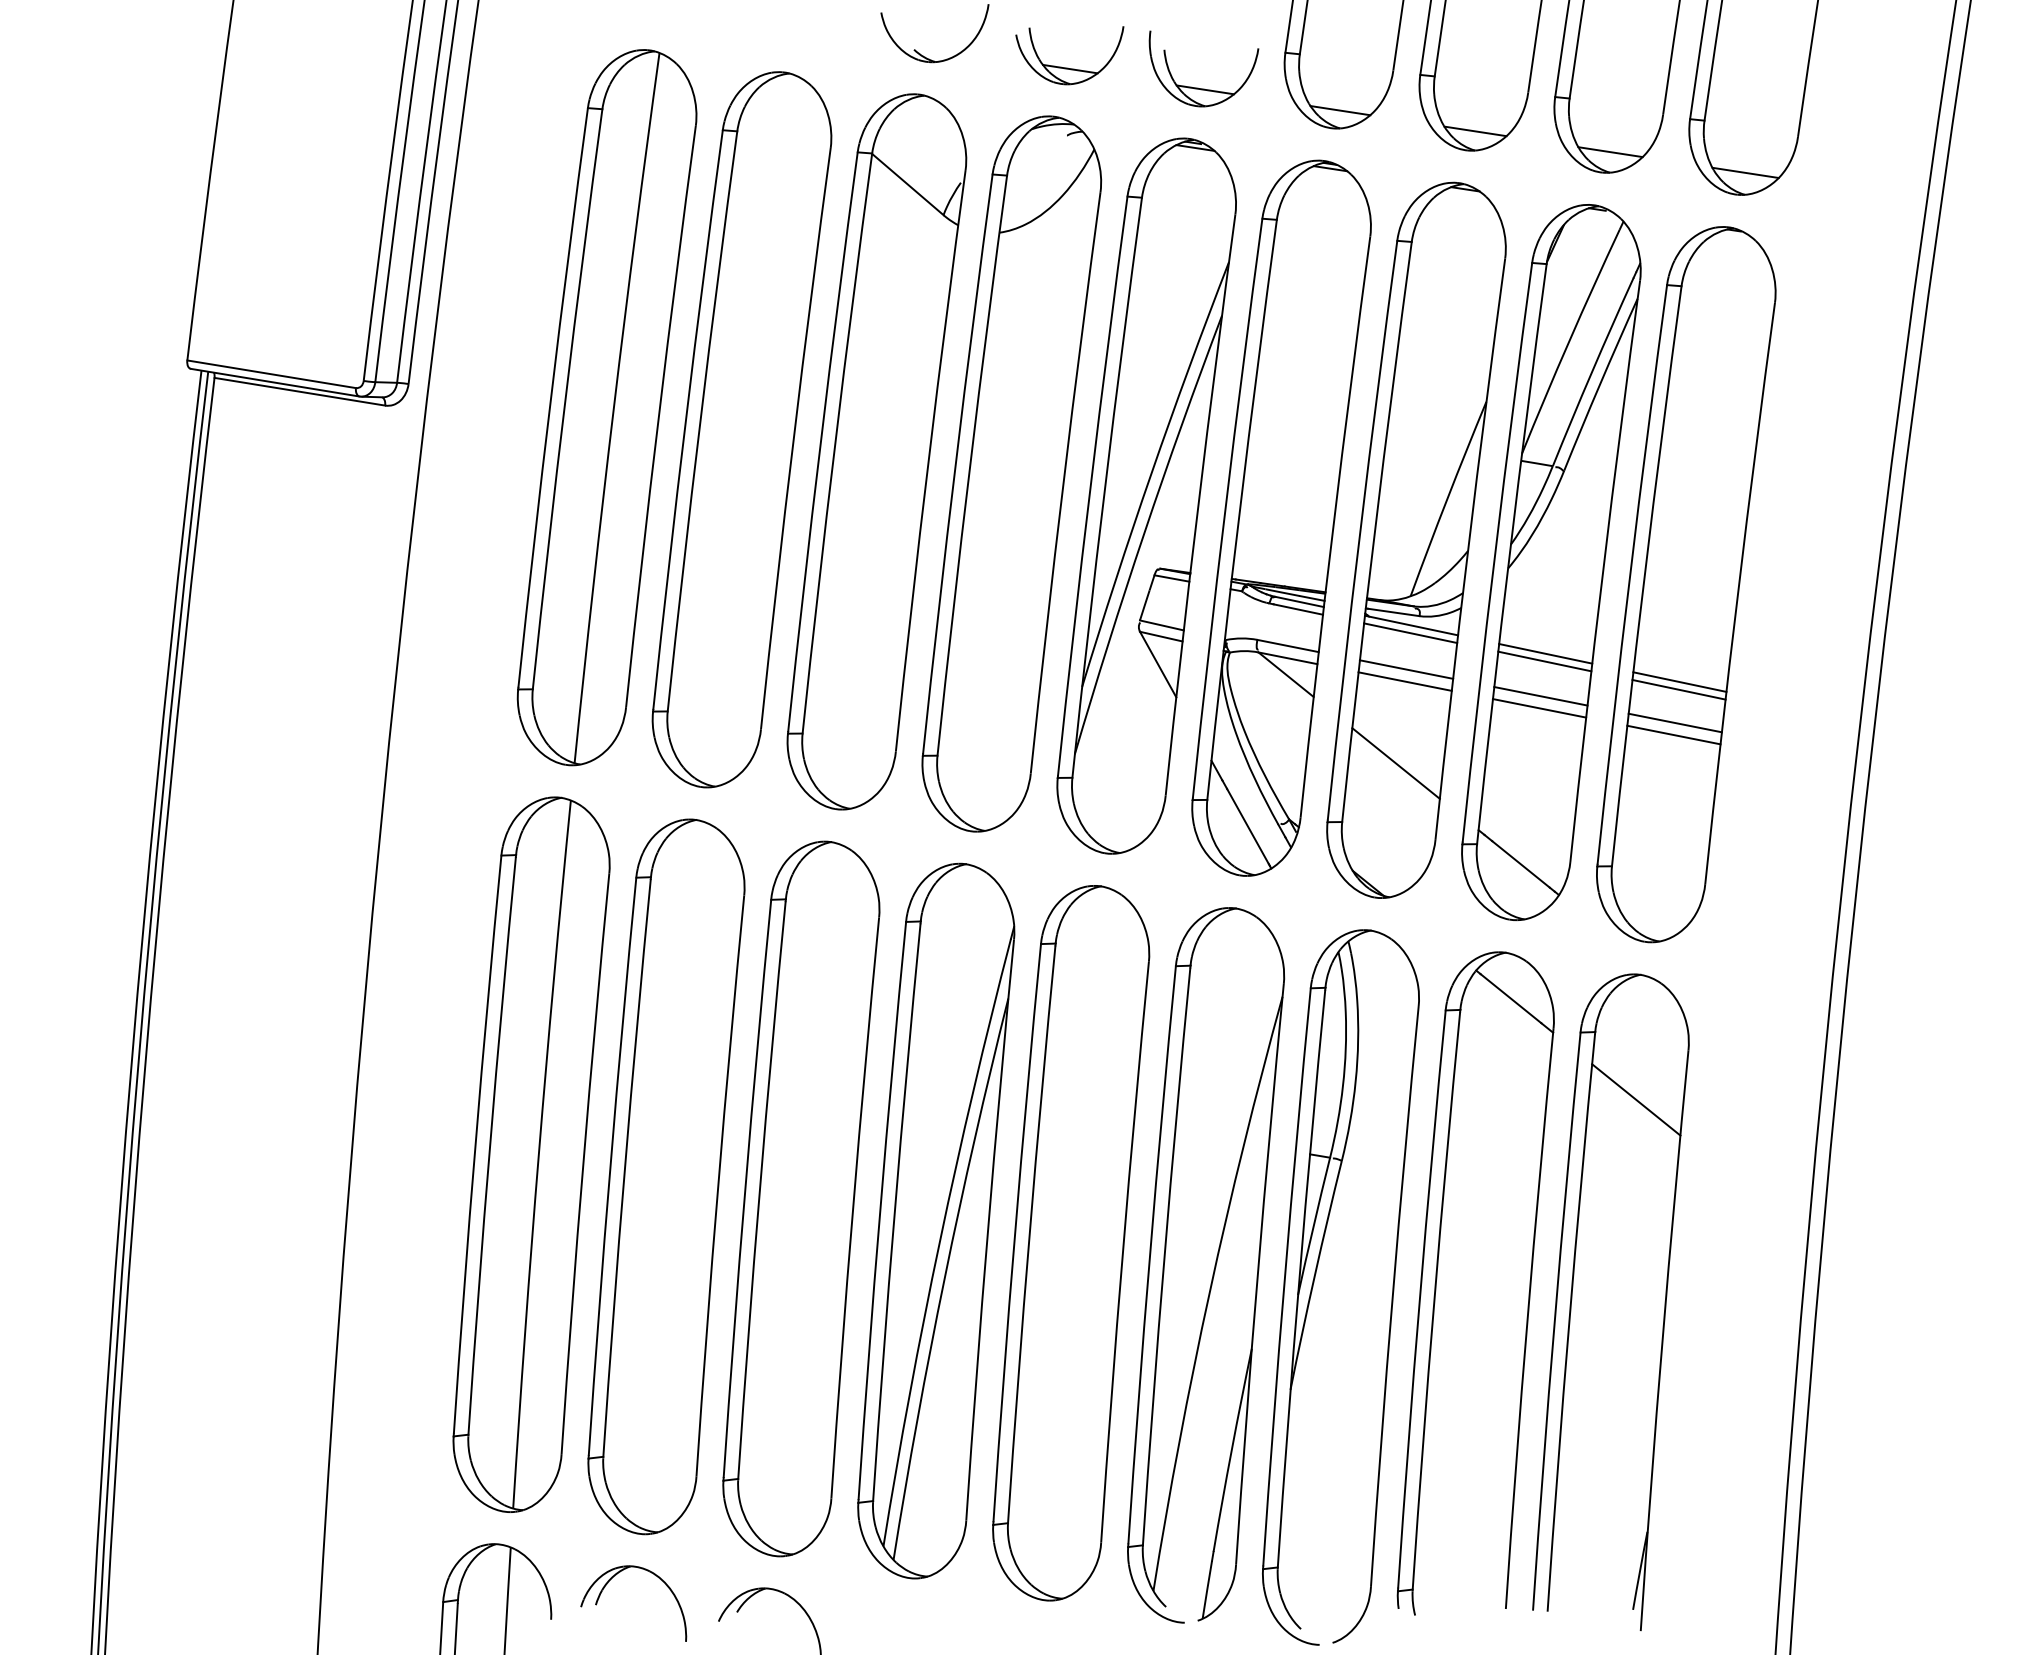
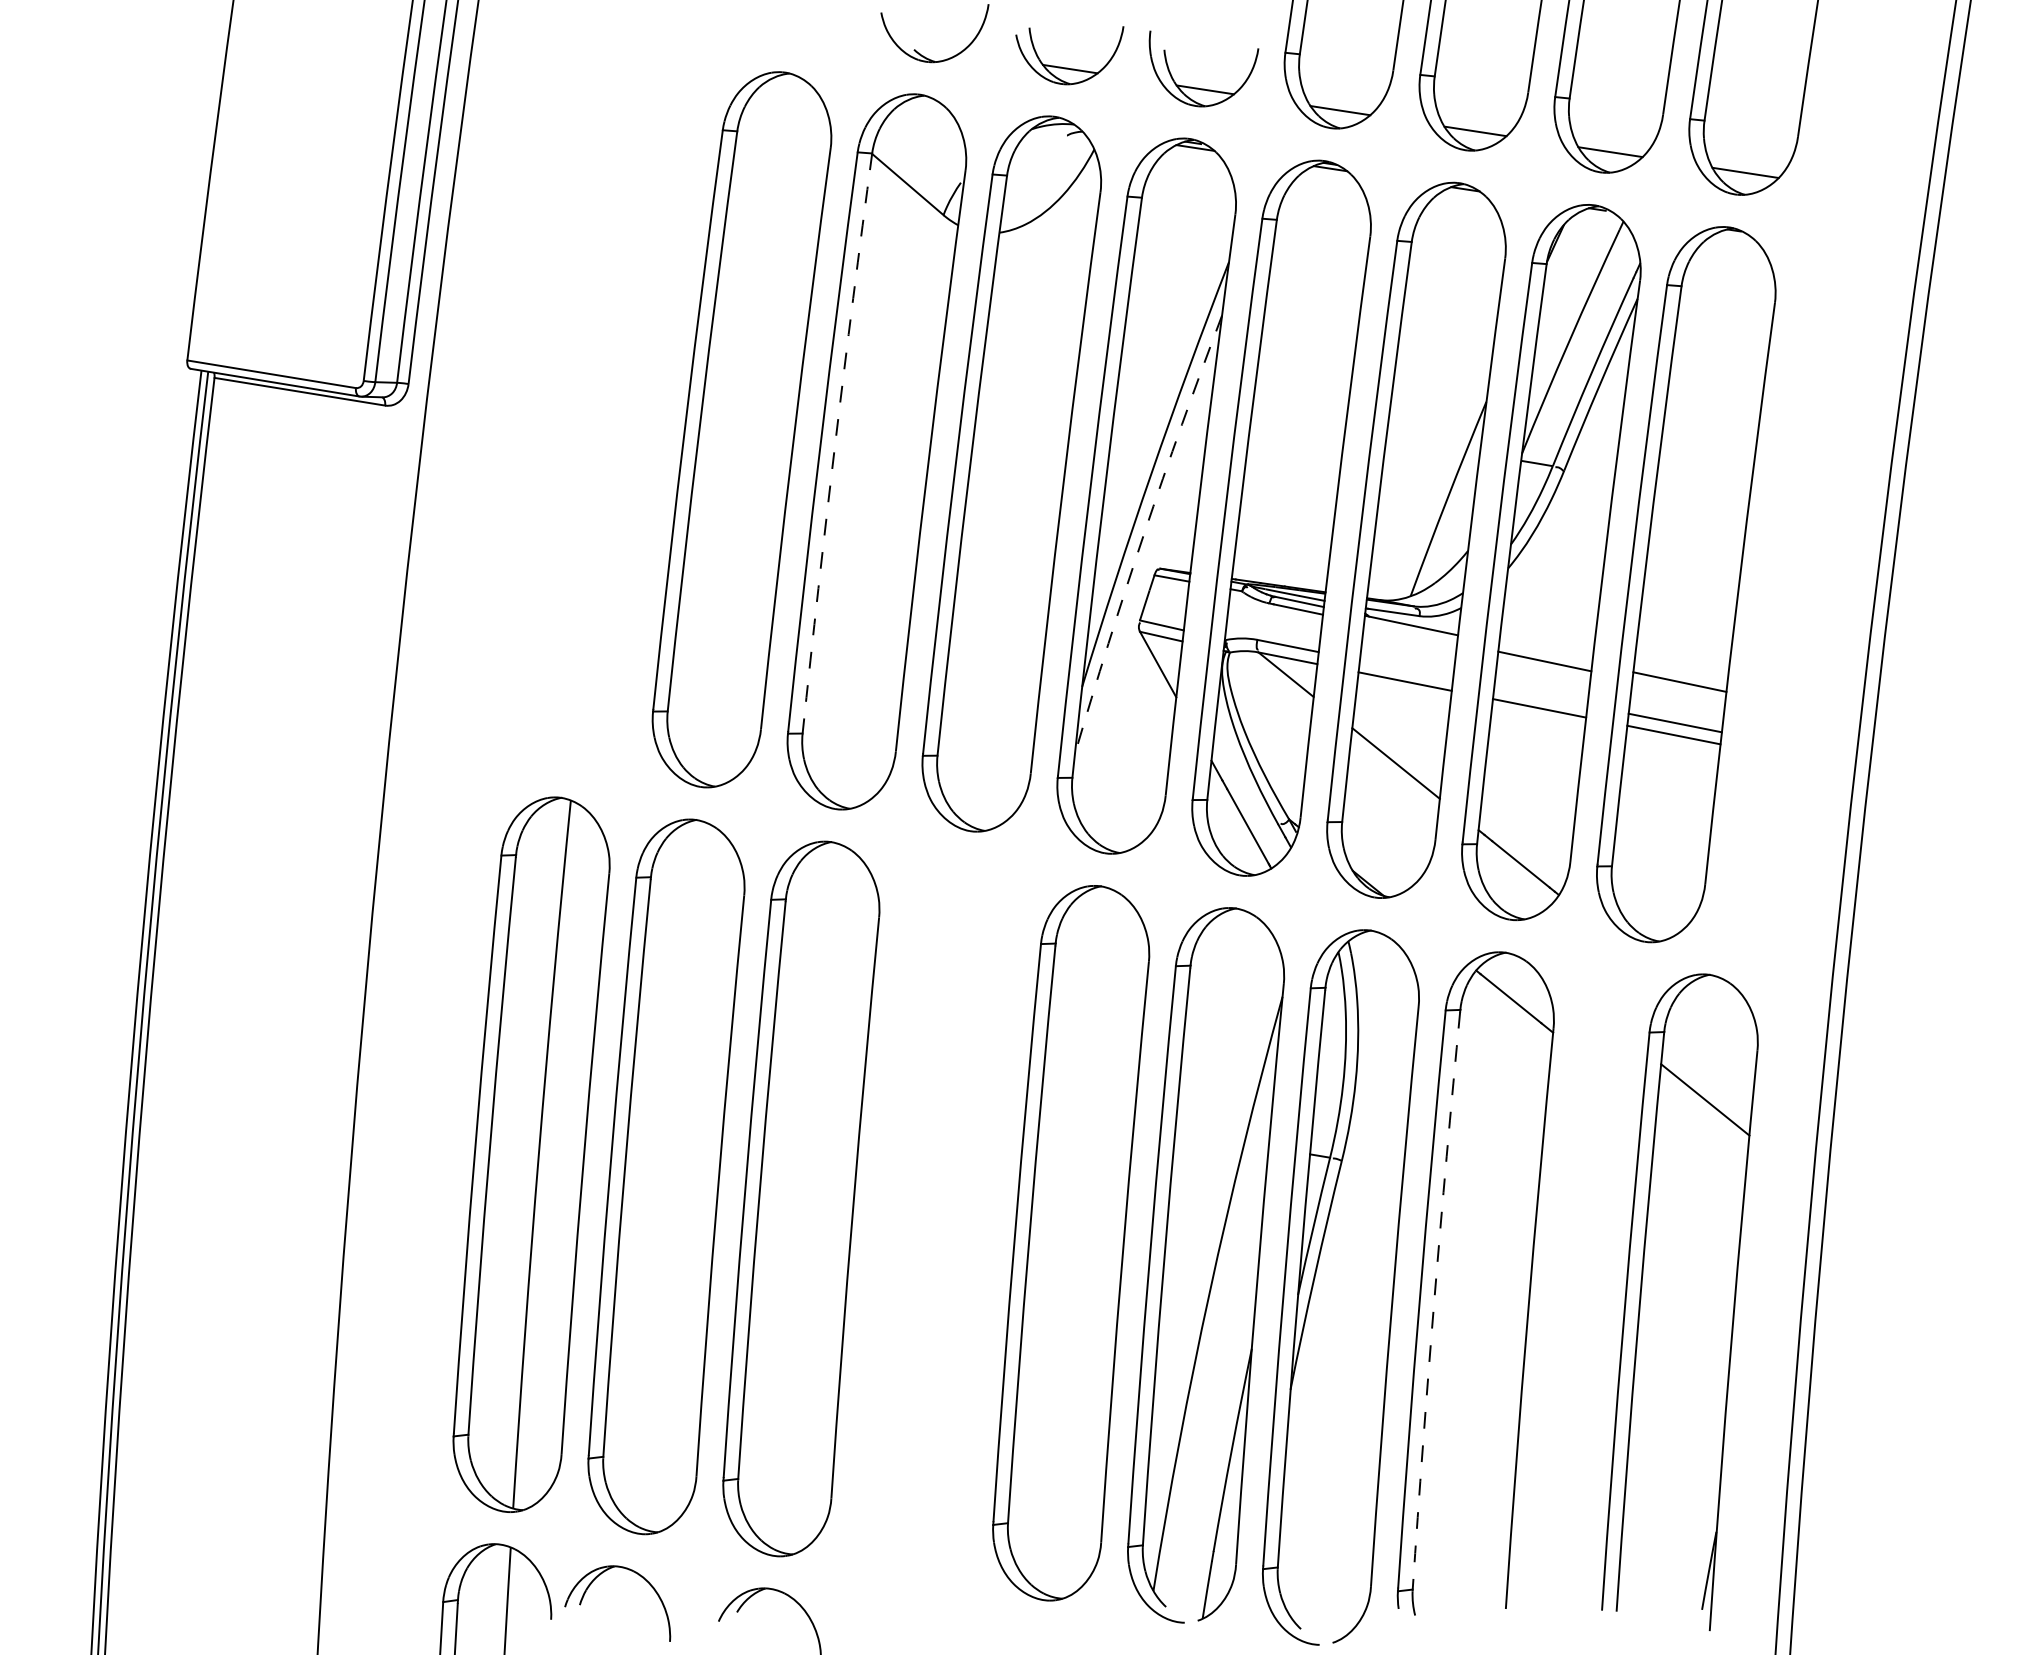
part: present -> none (606, 407)
arc: solid -> dashed (835, 443)
arc: solid -> dashed (1144, 533)
line: present -> none (1410, 633)
line: present -> none (1545, 653)
line: present -> none (1406, 669)
line: present -> none (1678, 689)
line: present -> none (1540, 696)
part: present -> none (936, 1220)
part position: (1572, 1299) -> (1641, 1299) (1641, 1299)
arc: solid -> dashed (1434, 1300)
part position: (608, 1583) -> (592, 1583) (592, 1583)
